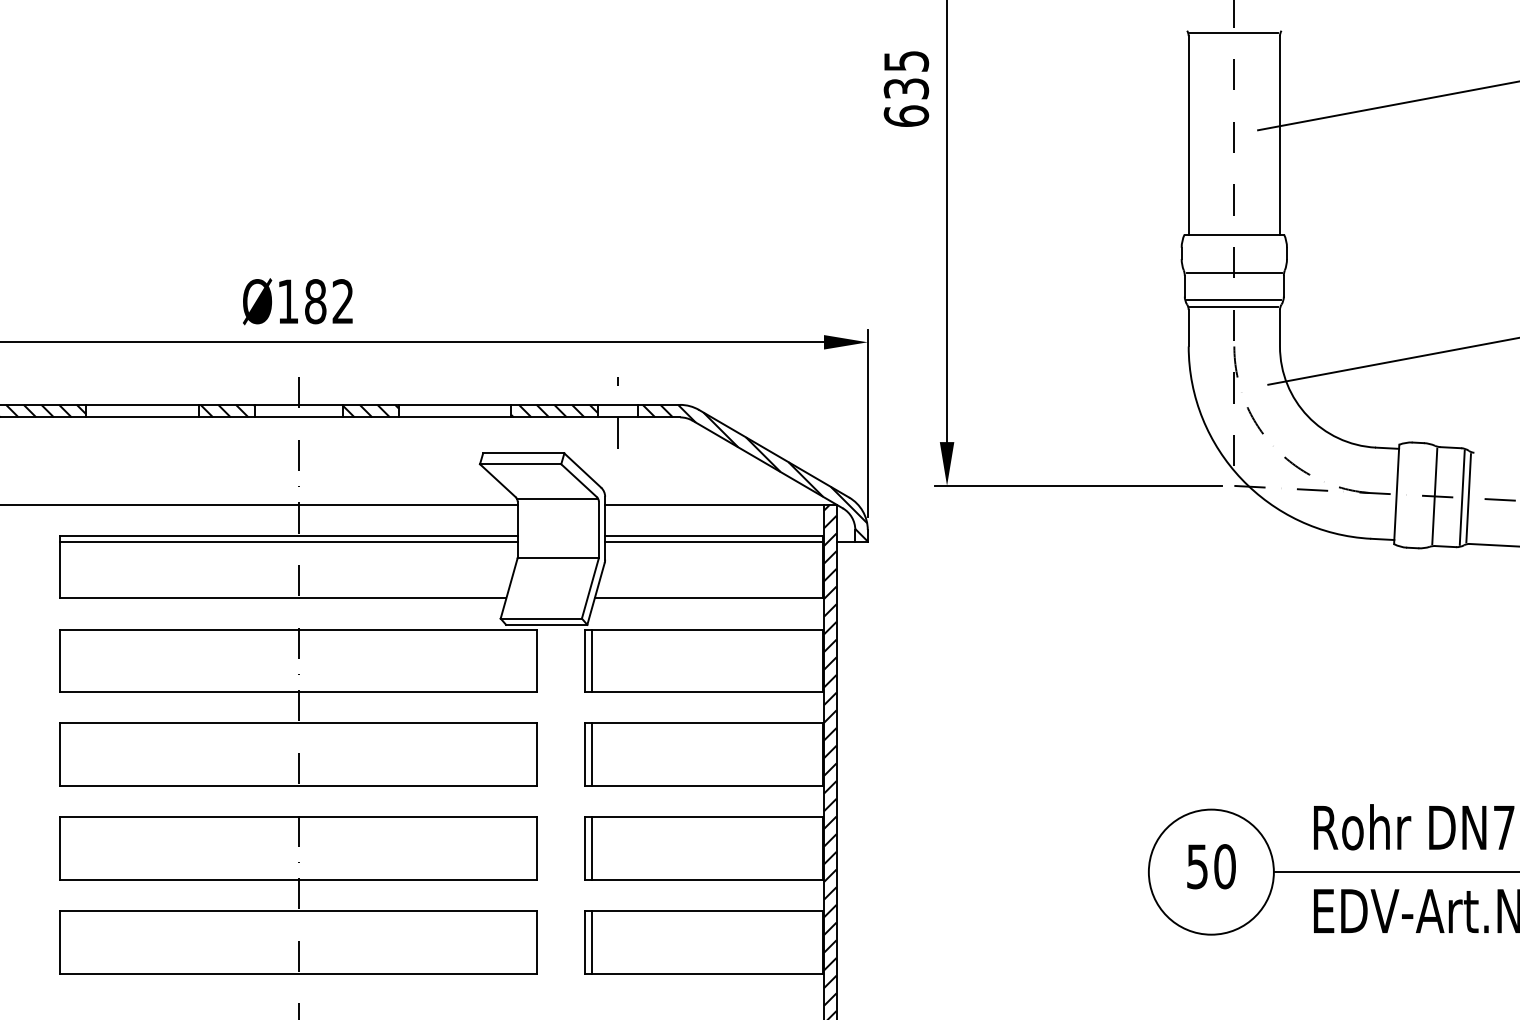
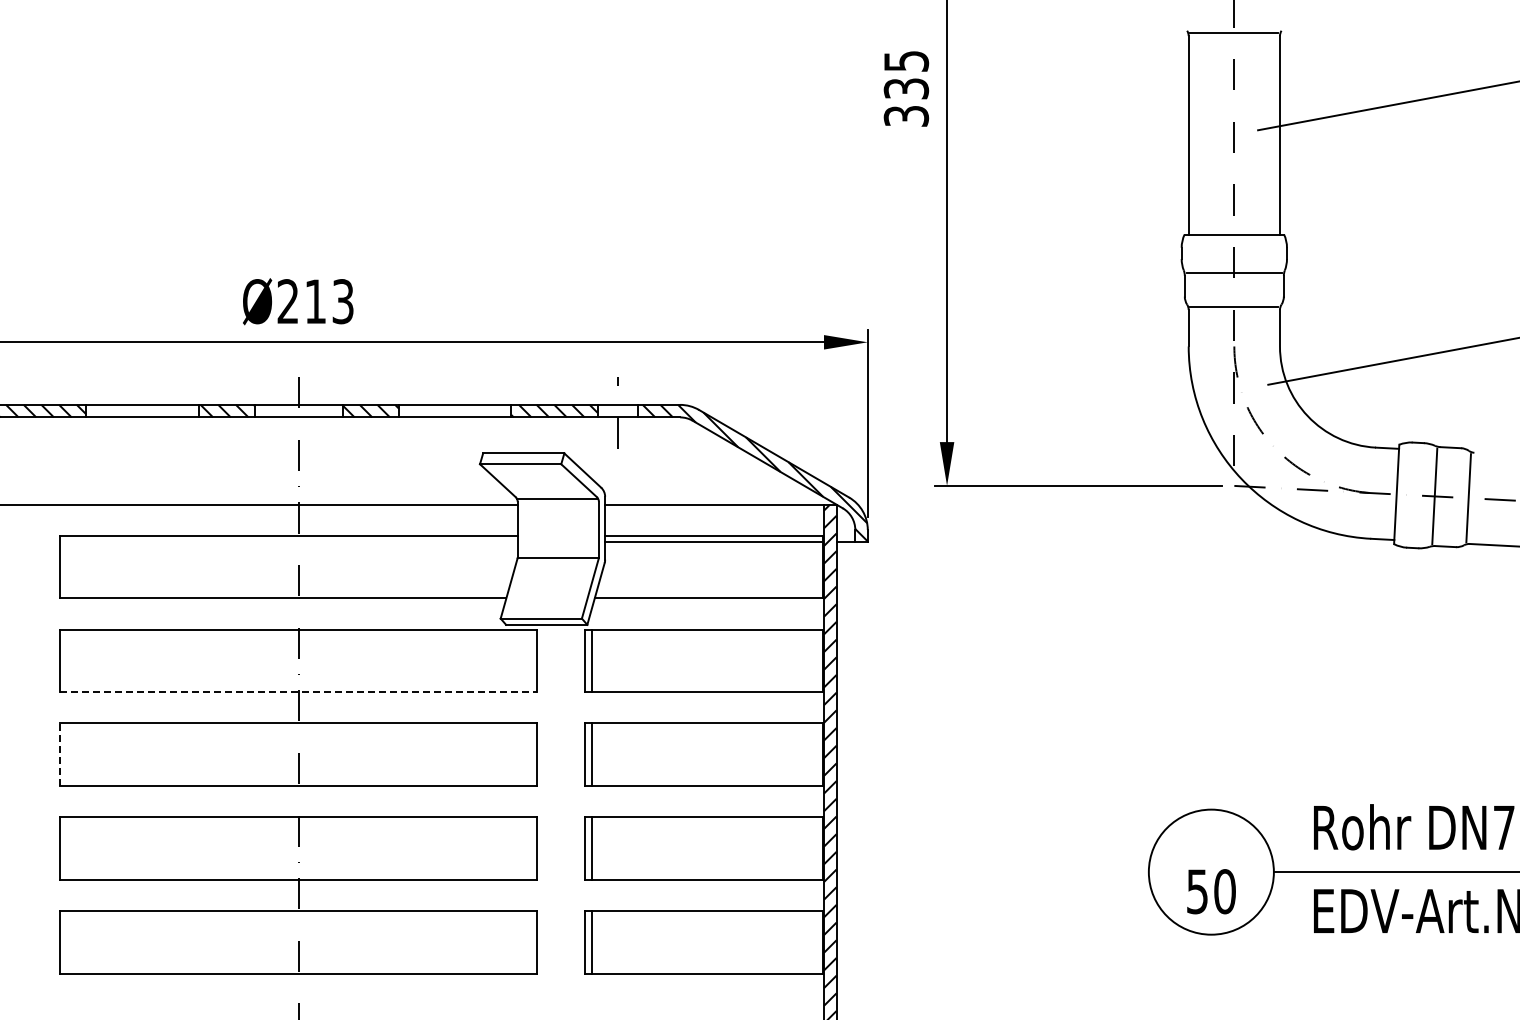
text: 635 -> 335 (906, 115)
line: present -> none (1234, 300)
text: Ø182 -> Ø213 (315, 301)
line: present -> none (1461, 497)
line: present -> none (288, 542)
line: solid -> dashed (299, 692)
line: solid -> dashed (60, 754)
text position: (1211, 866) -> (1211, 891) (1211, 891)
